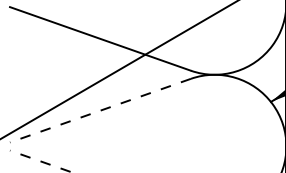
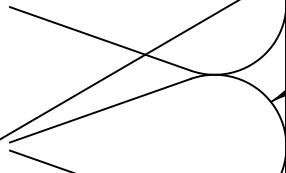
line: dashed -> solid (100, 110)
line: dashed -> solid (41, 161)
